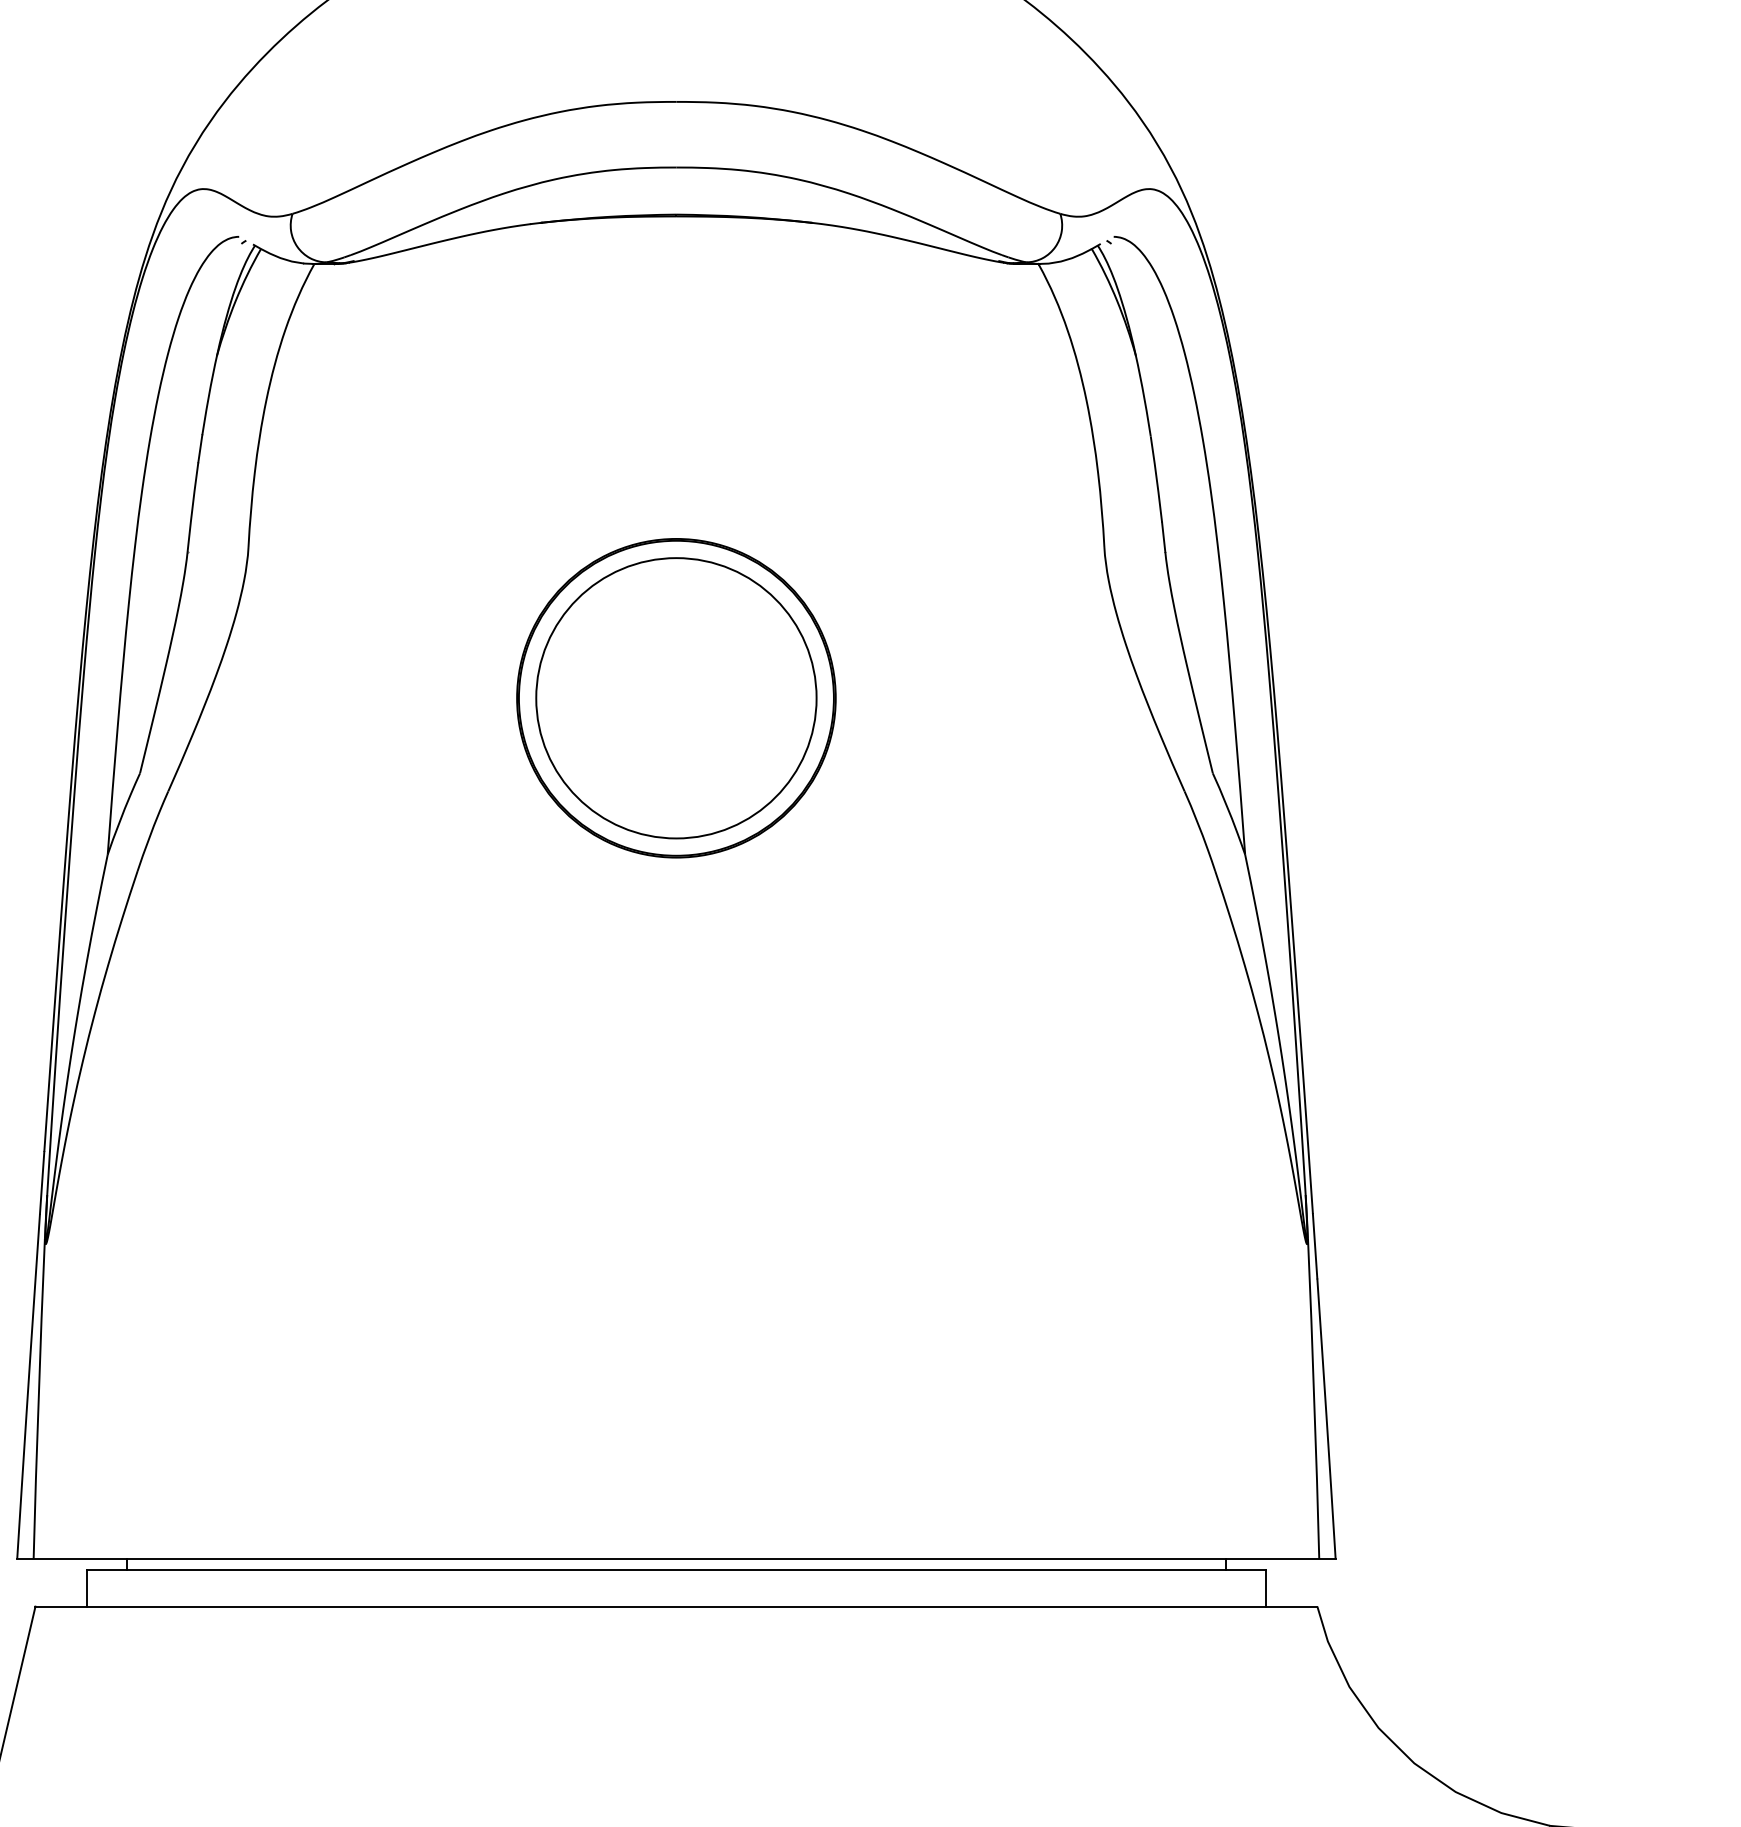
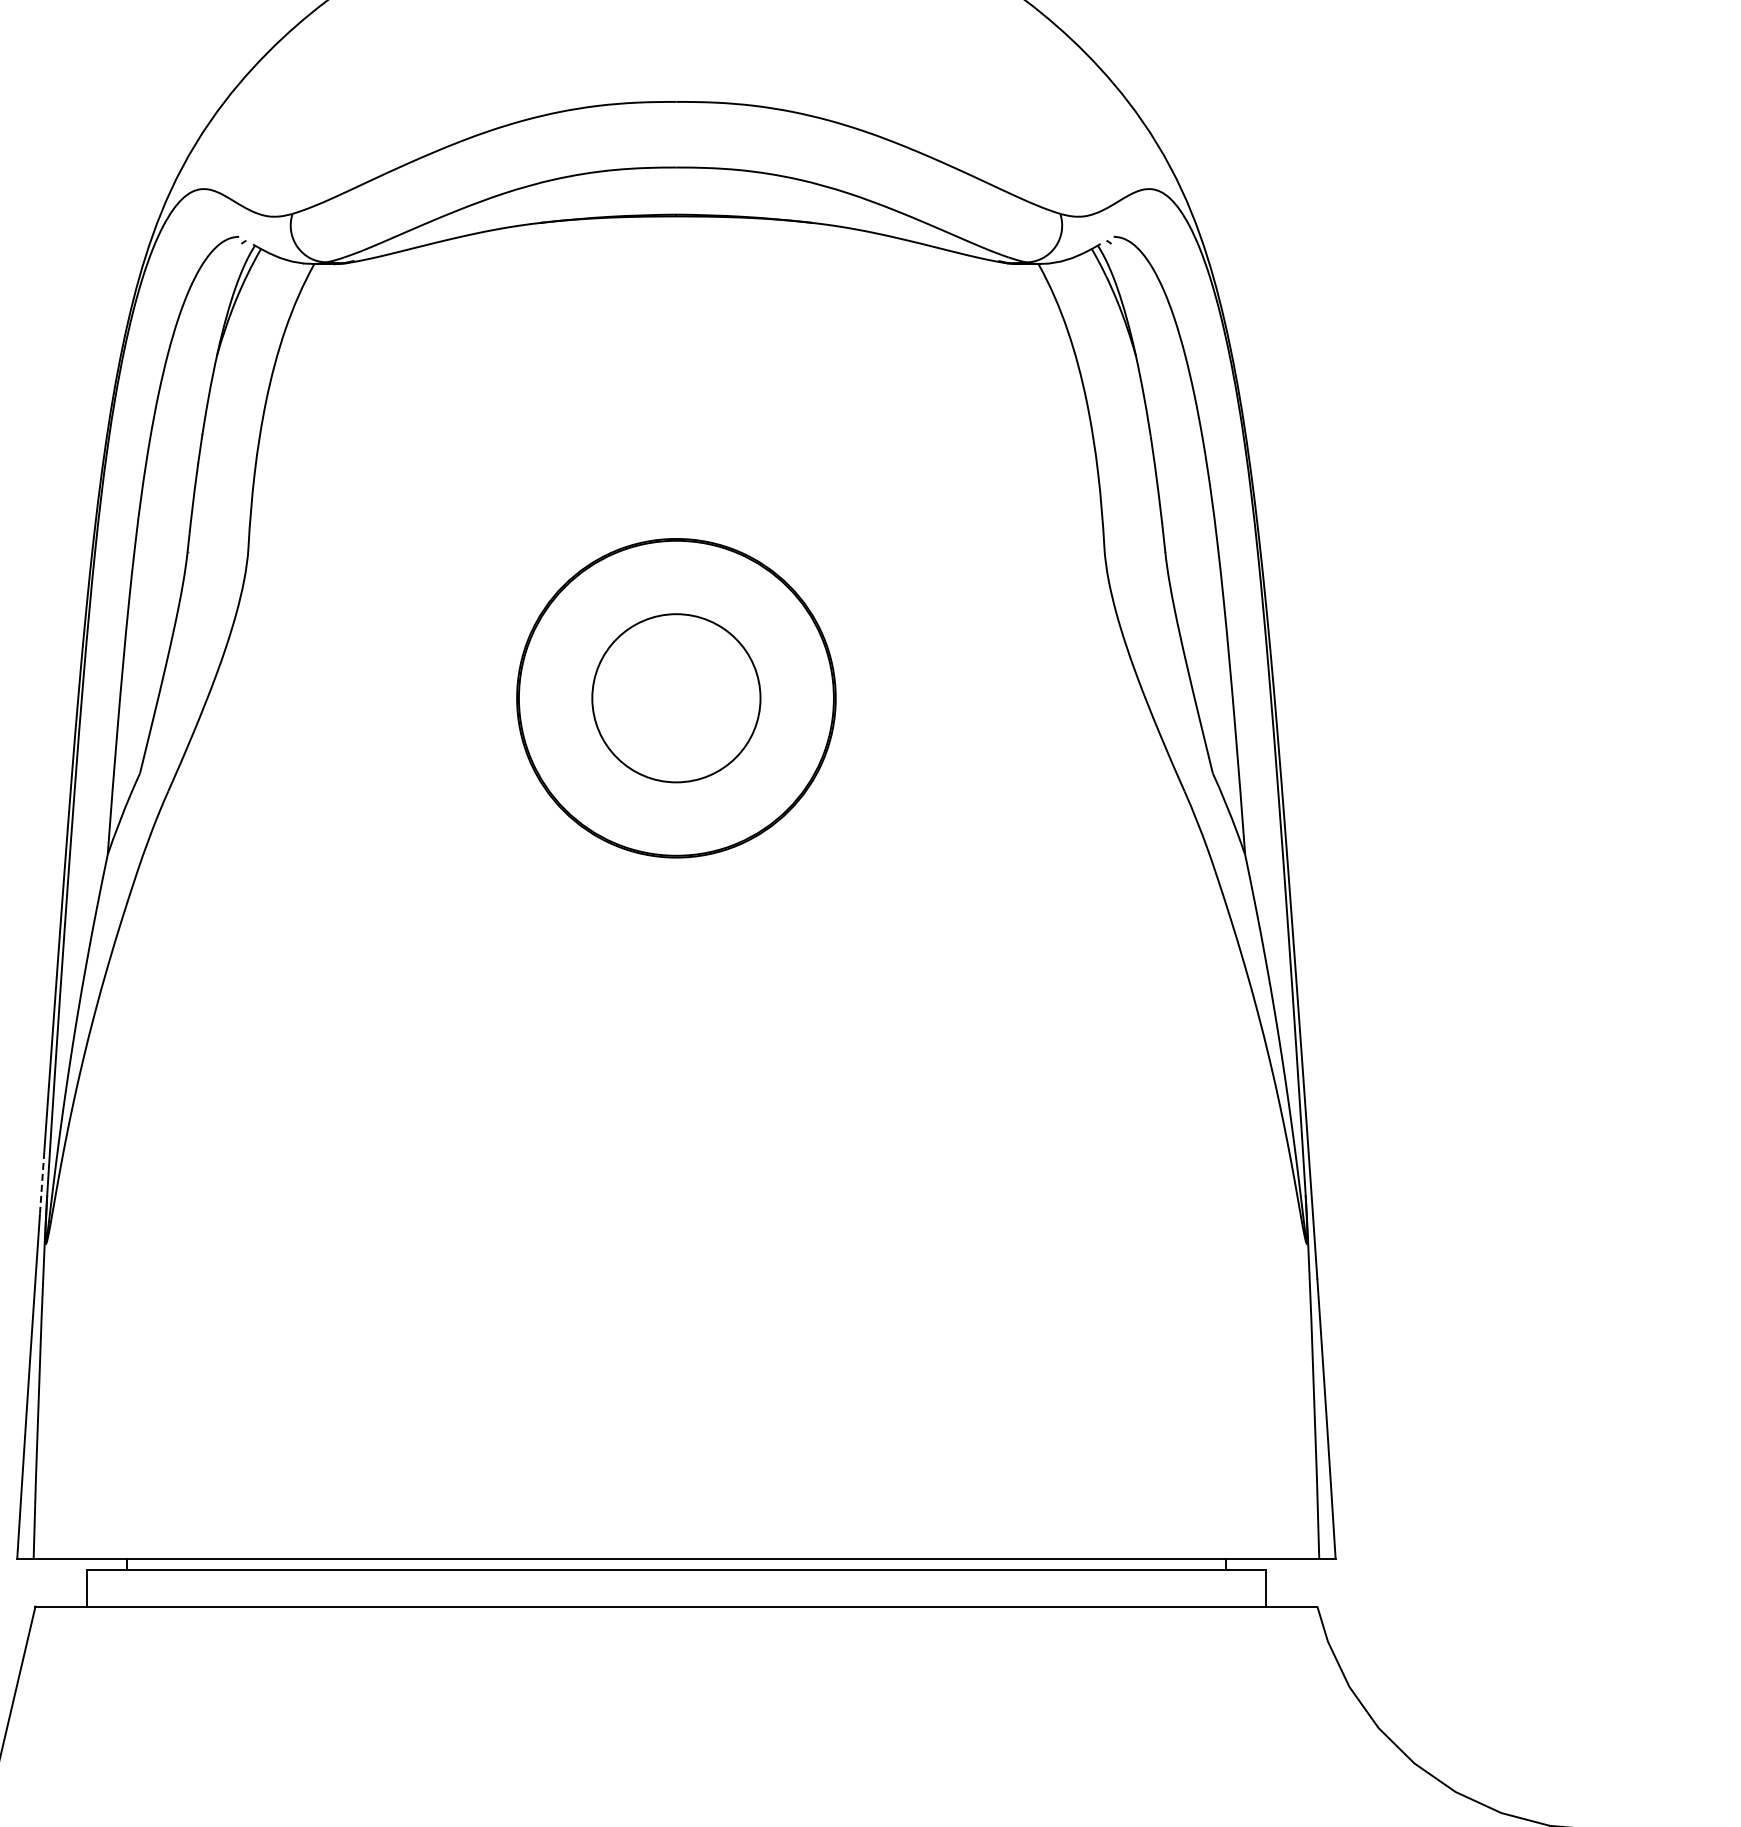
circle diameter: 280 px -> 168 px (676, 698)
line: solid -> dashed (42, 1183)
